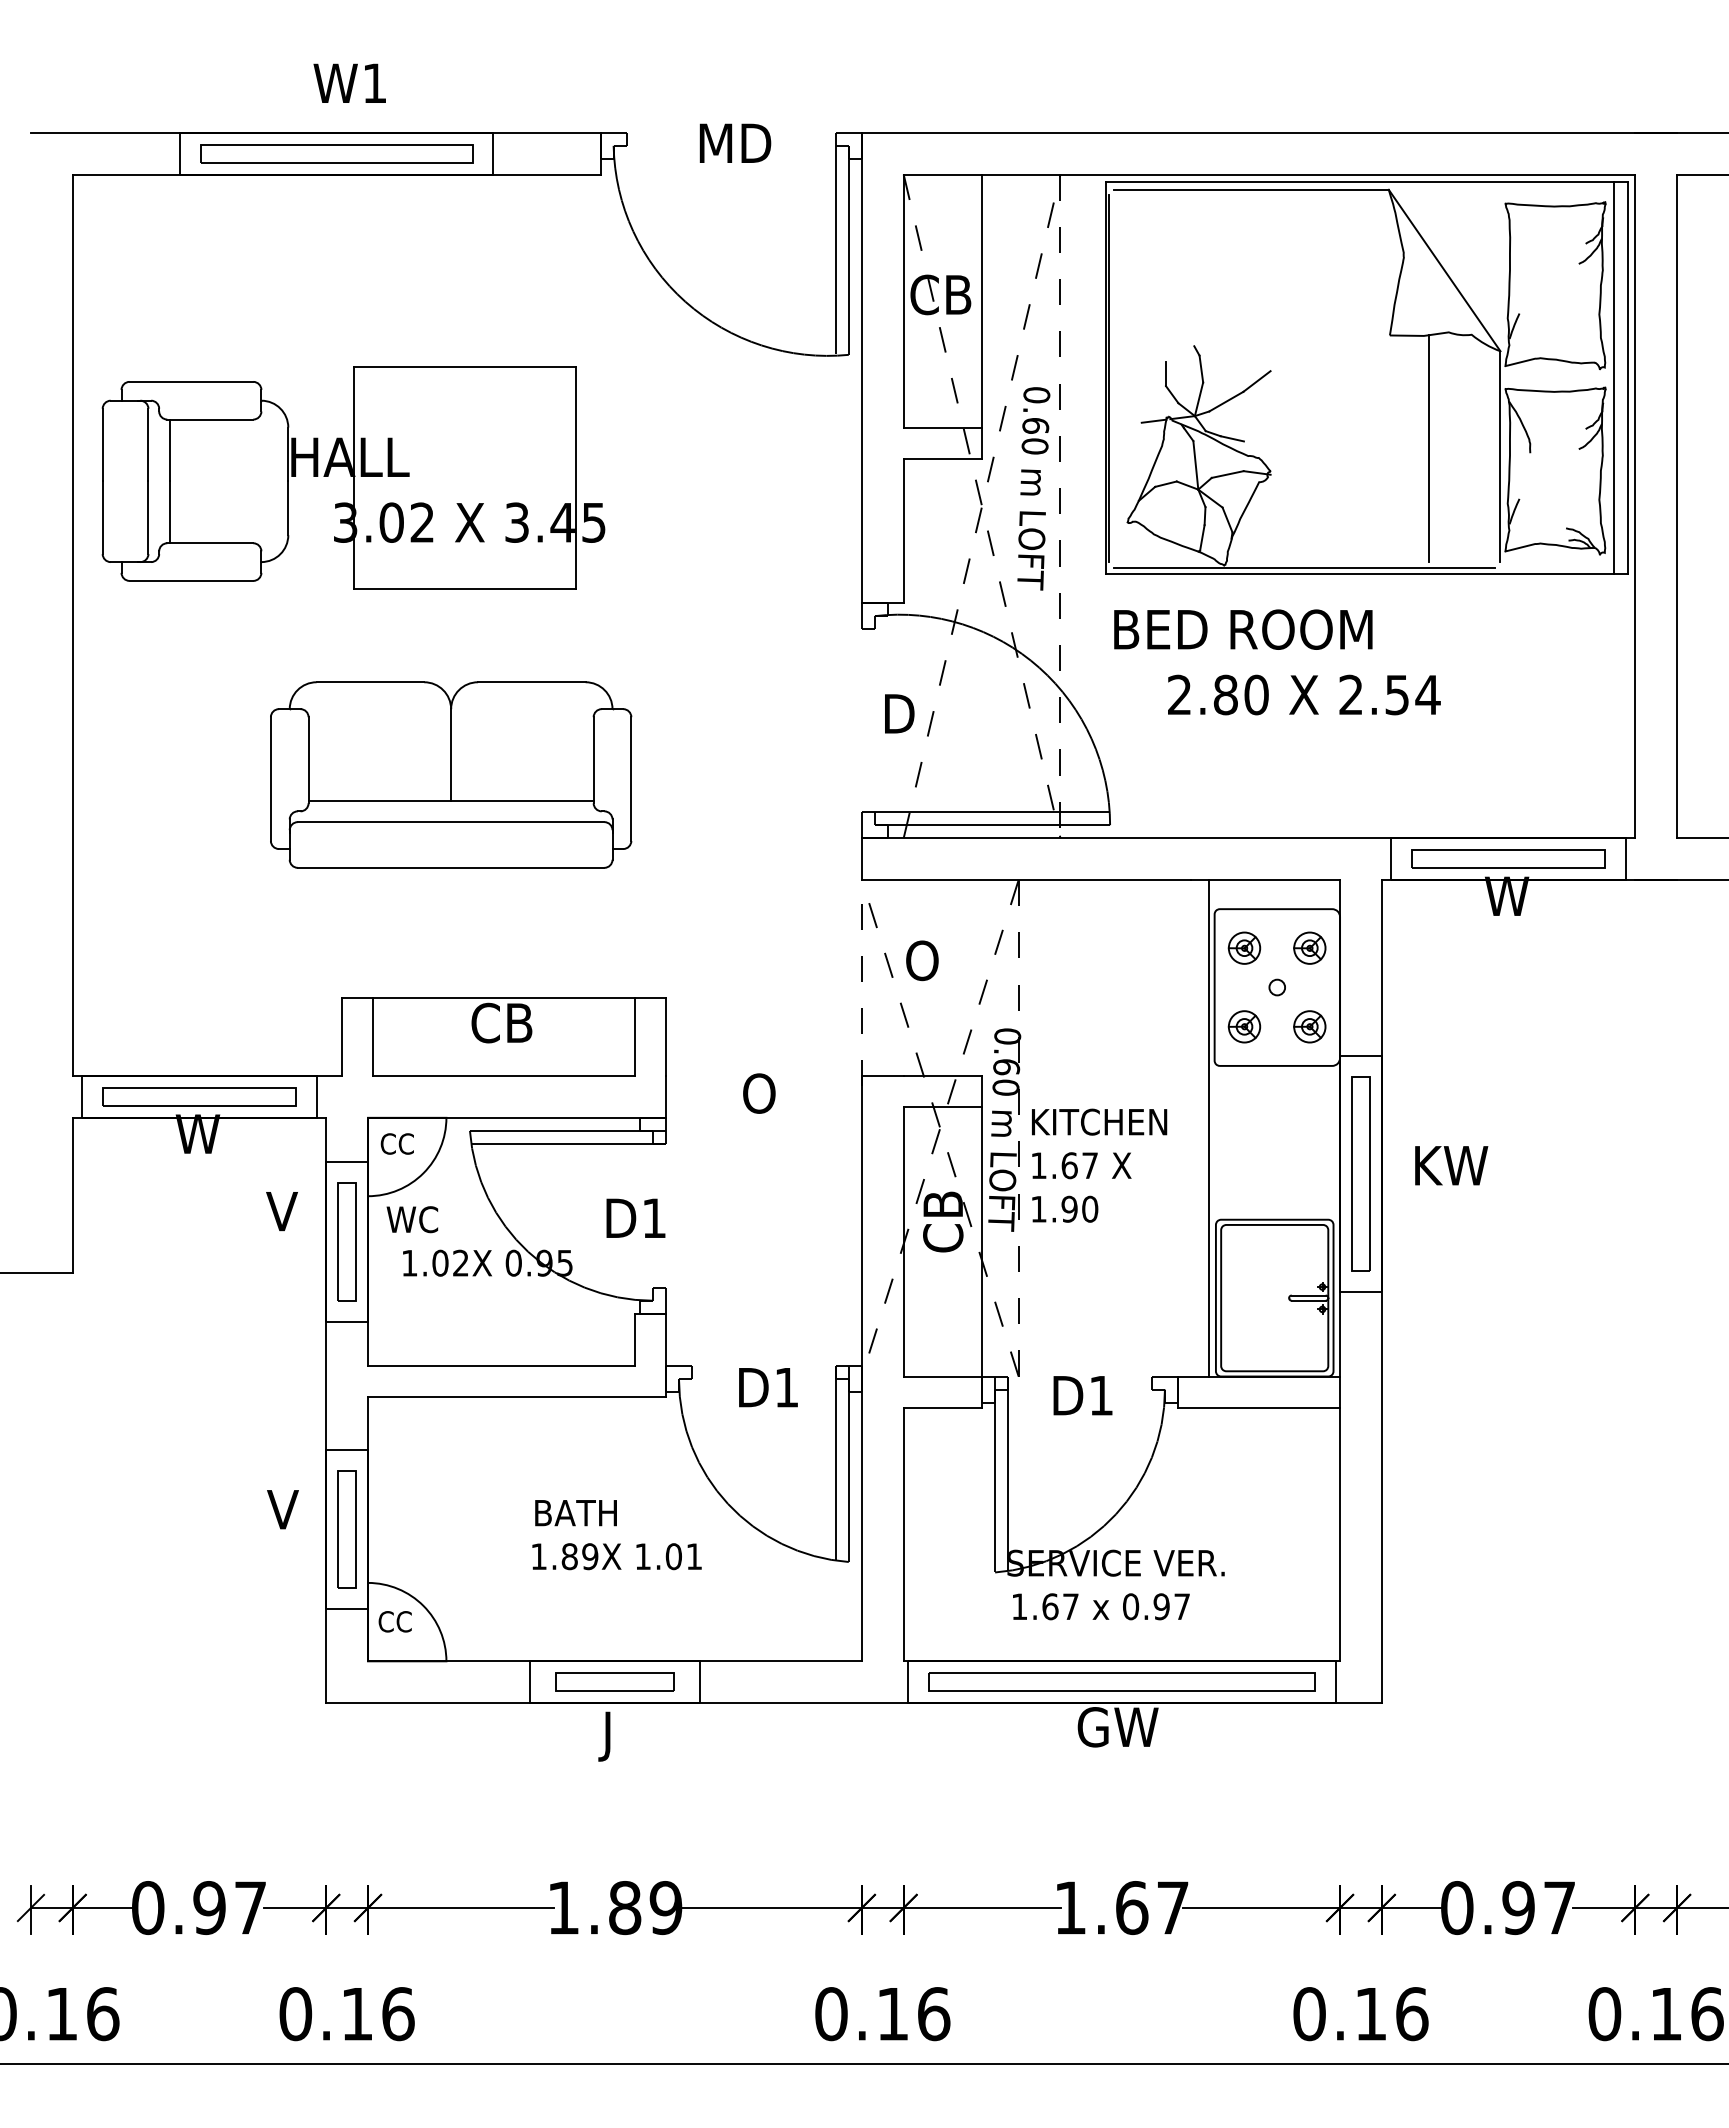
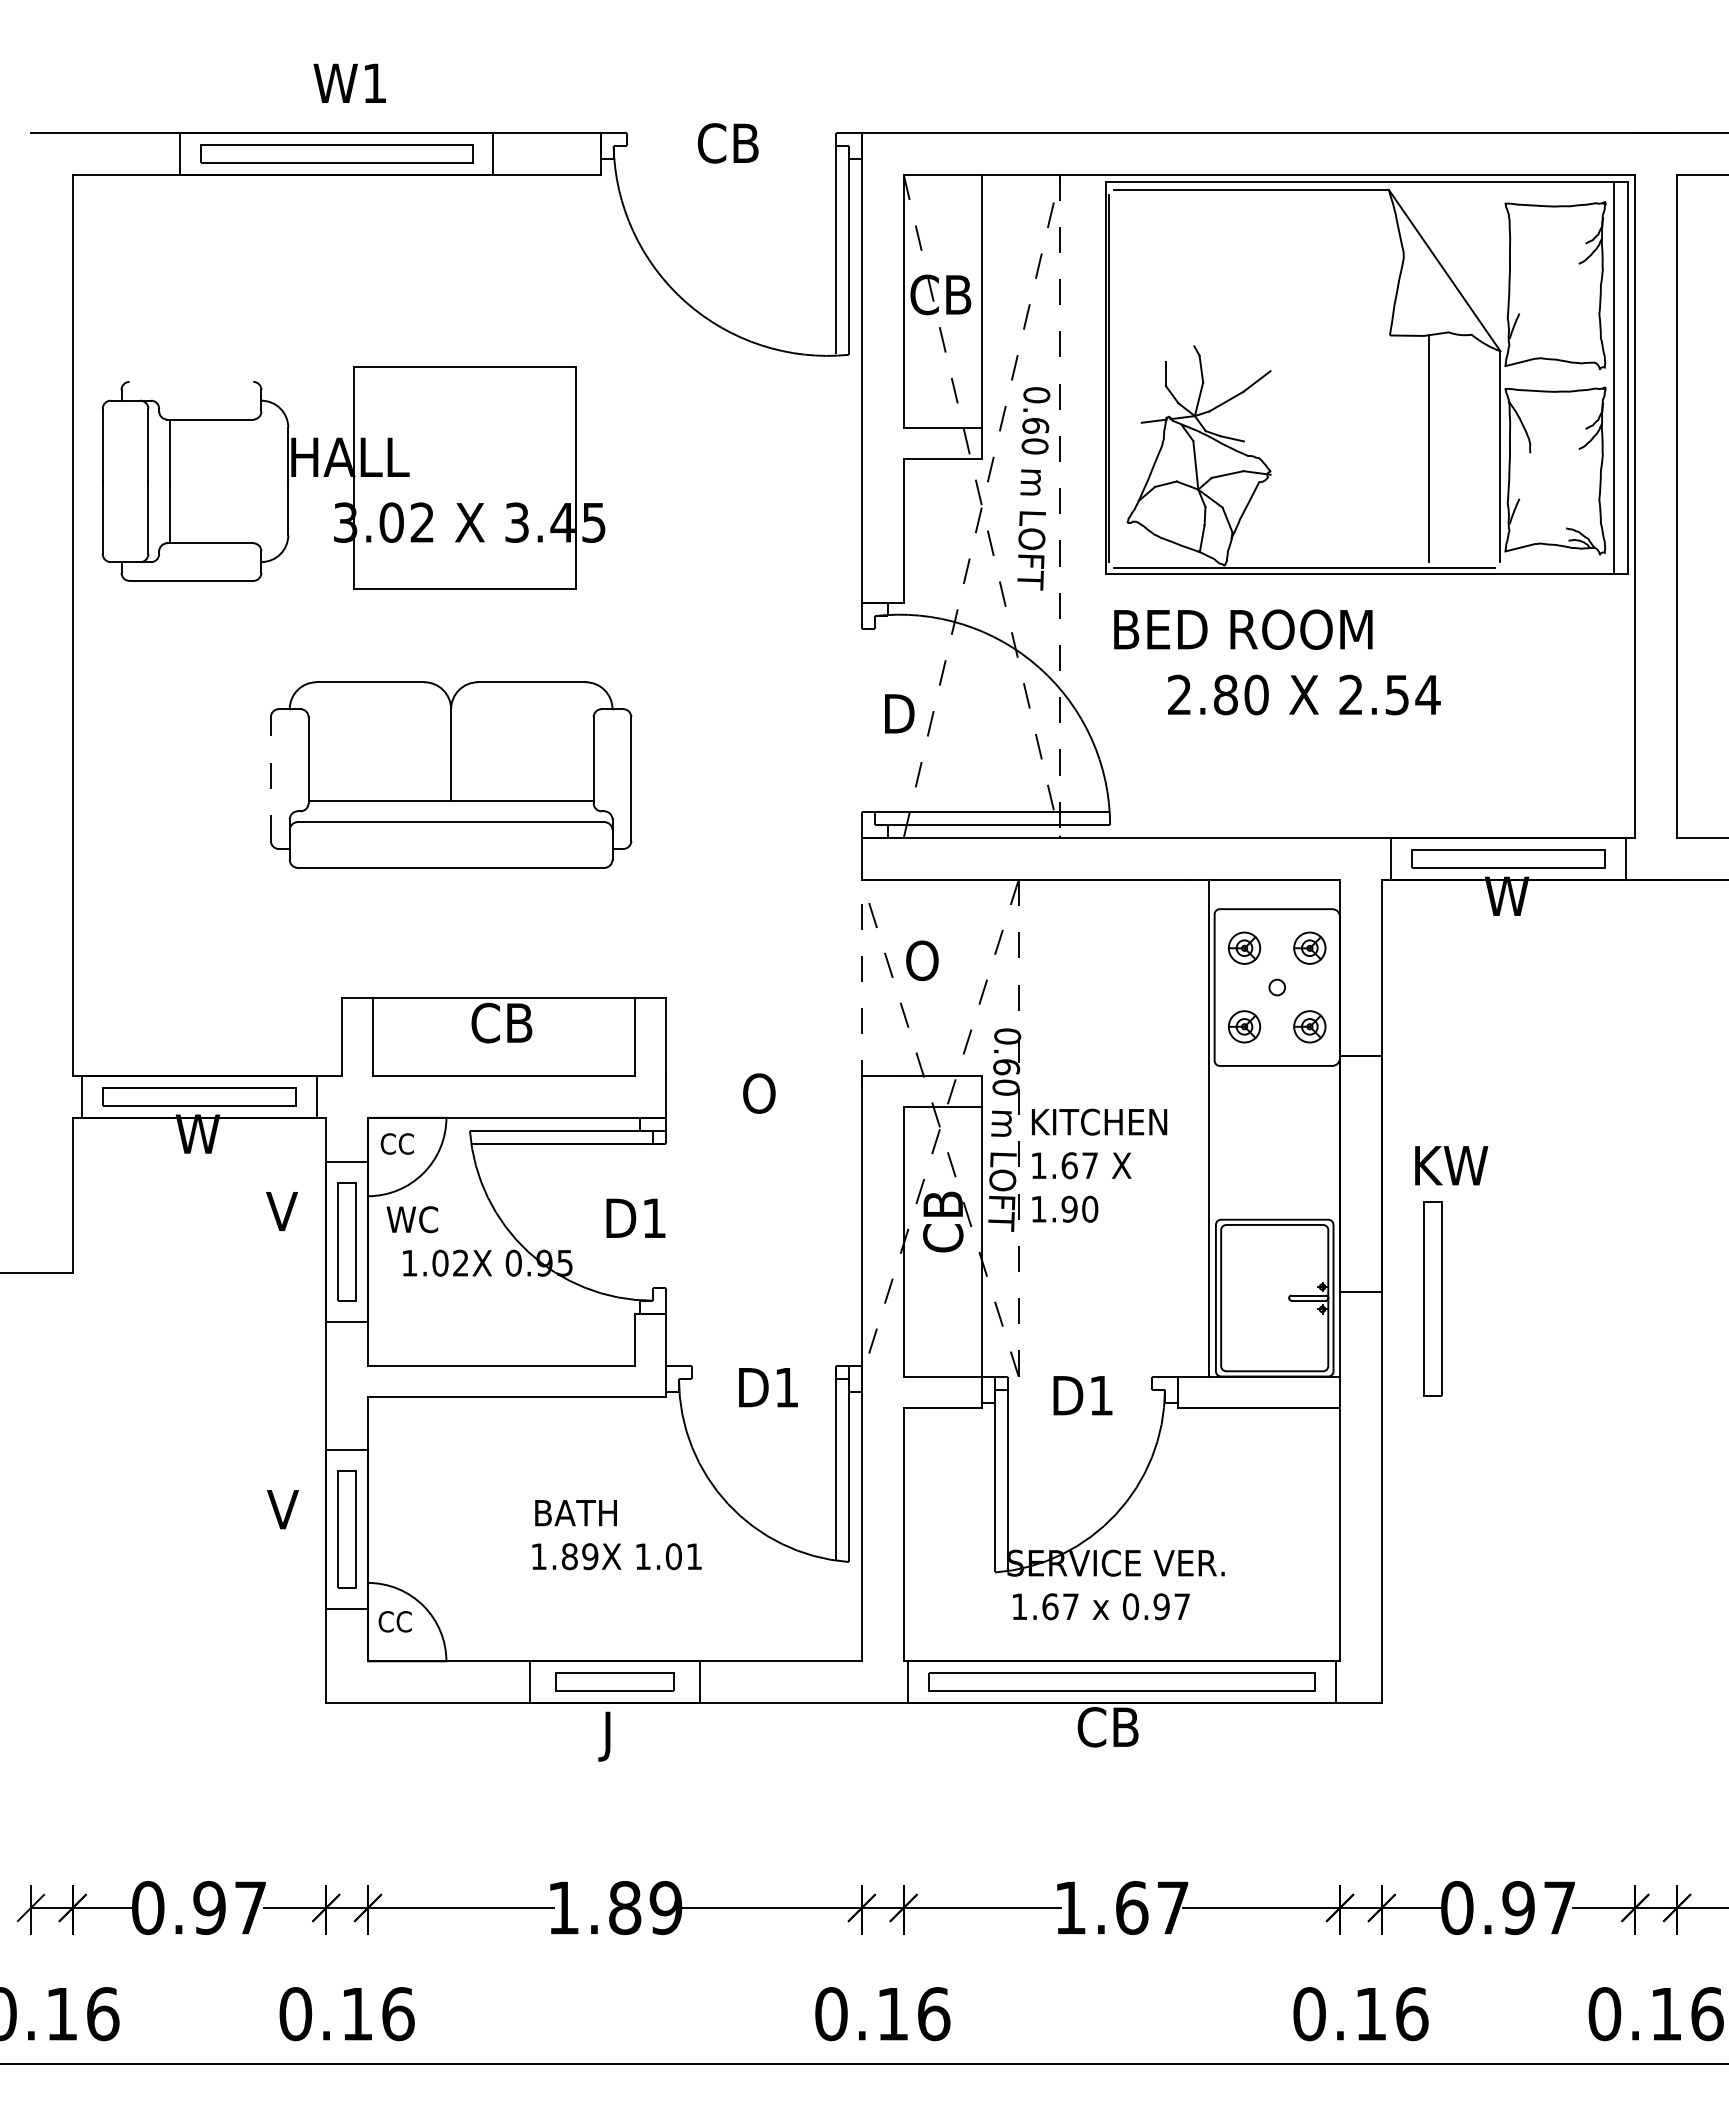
text: MD -> CB (734, 143)
line: present -> none (191, 381)
line: solid -> dashed (270, 779)
part position: (1360, 1173) -> (1432, 1298) (1432, 1298)
text: GW -> CB (1127, 1727)
